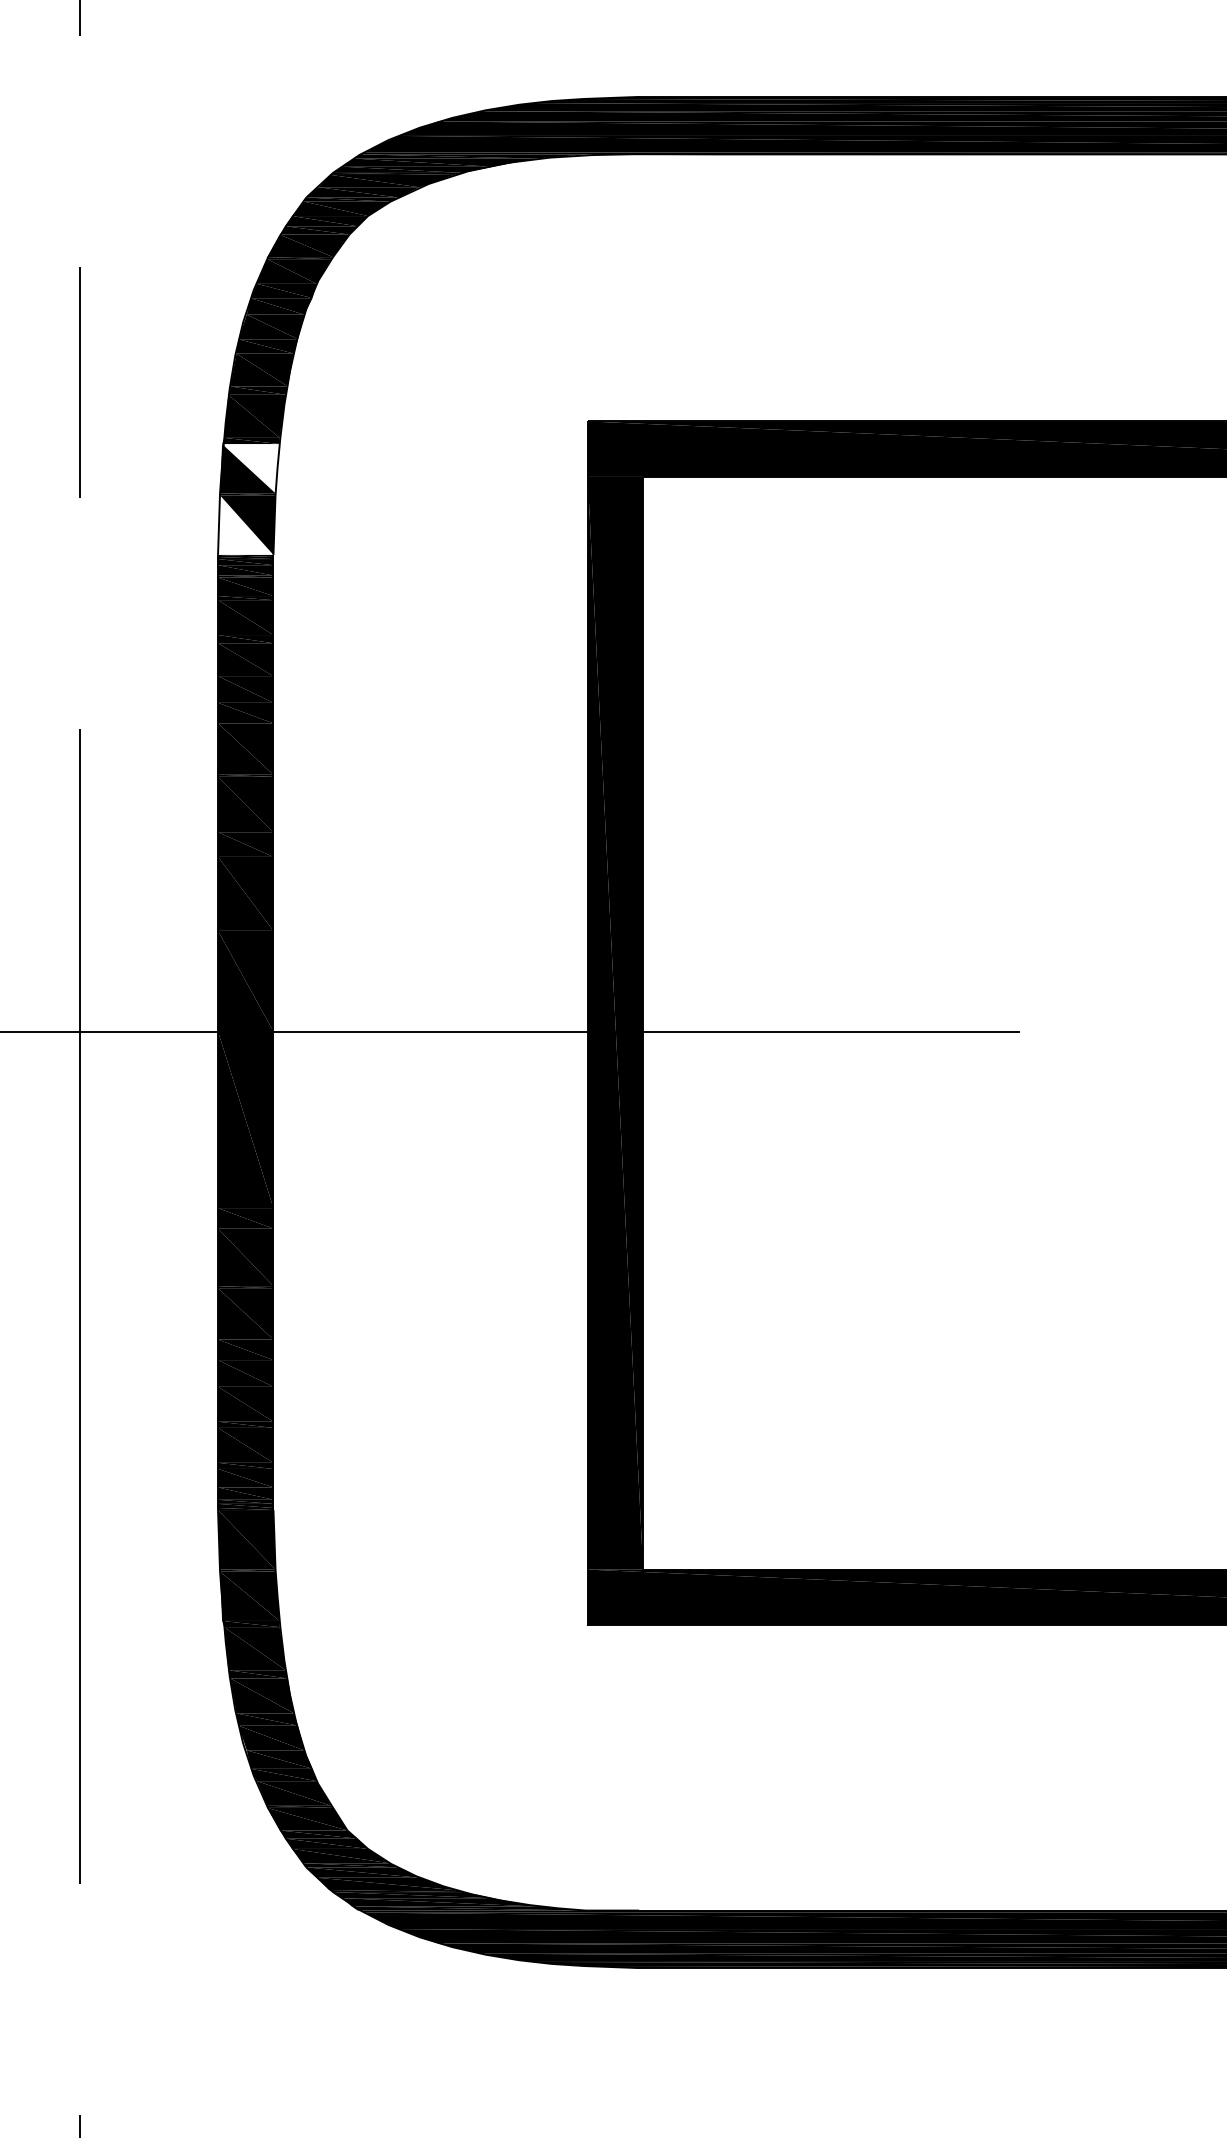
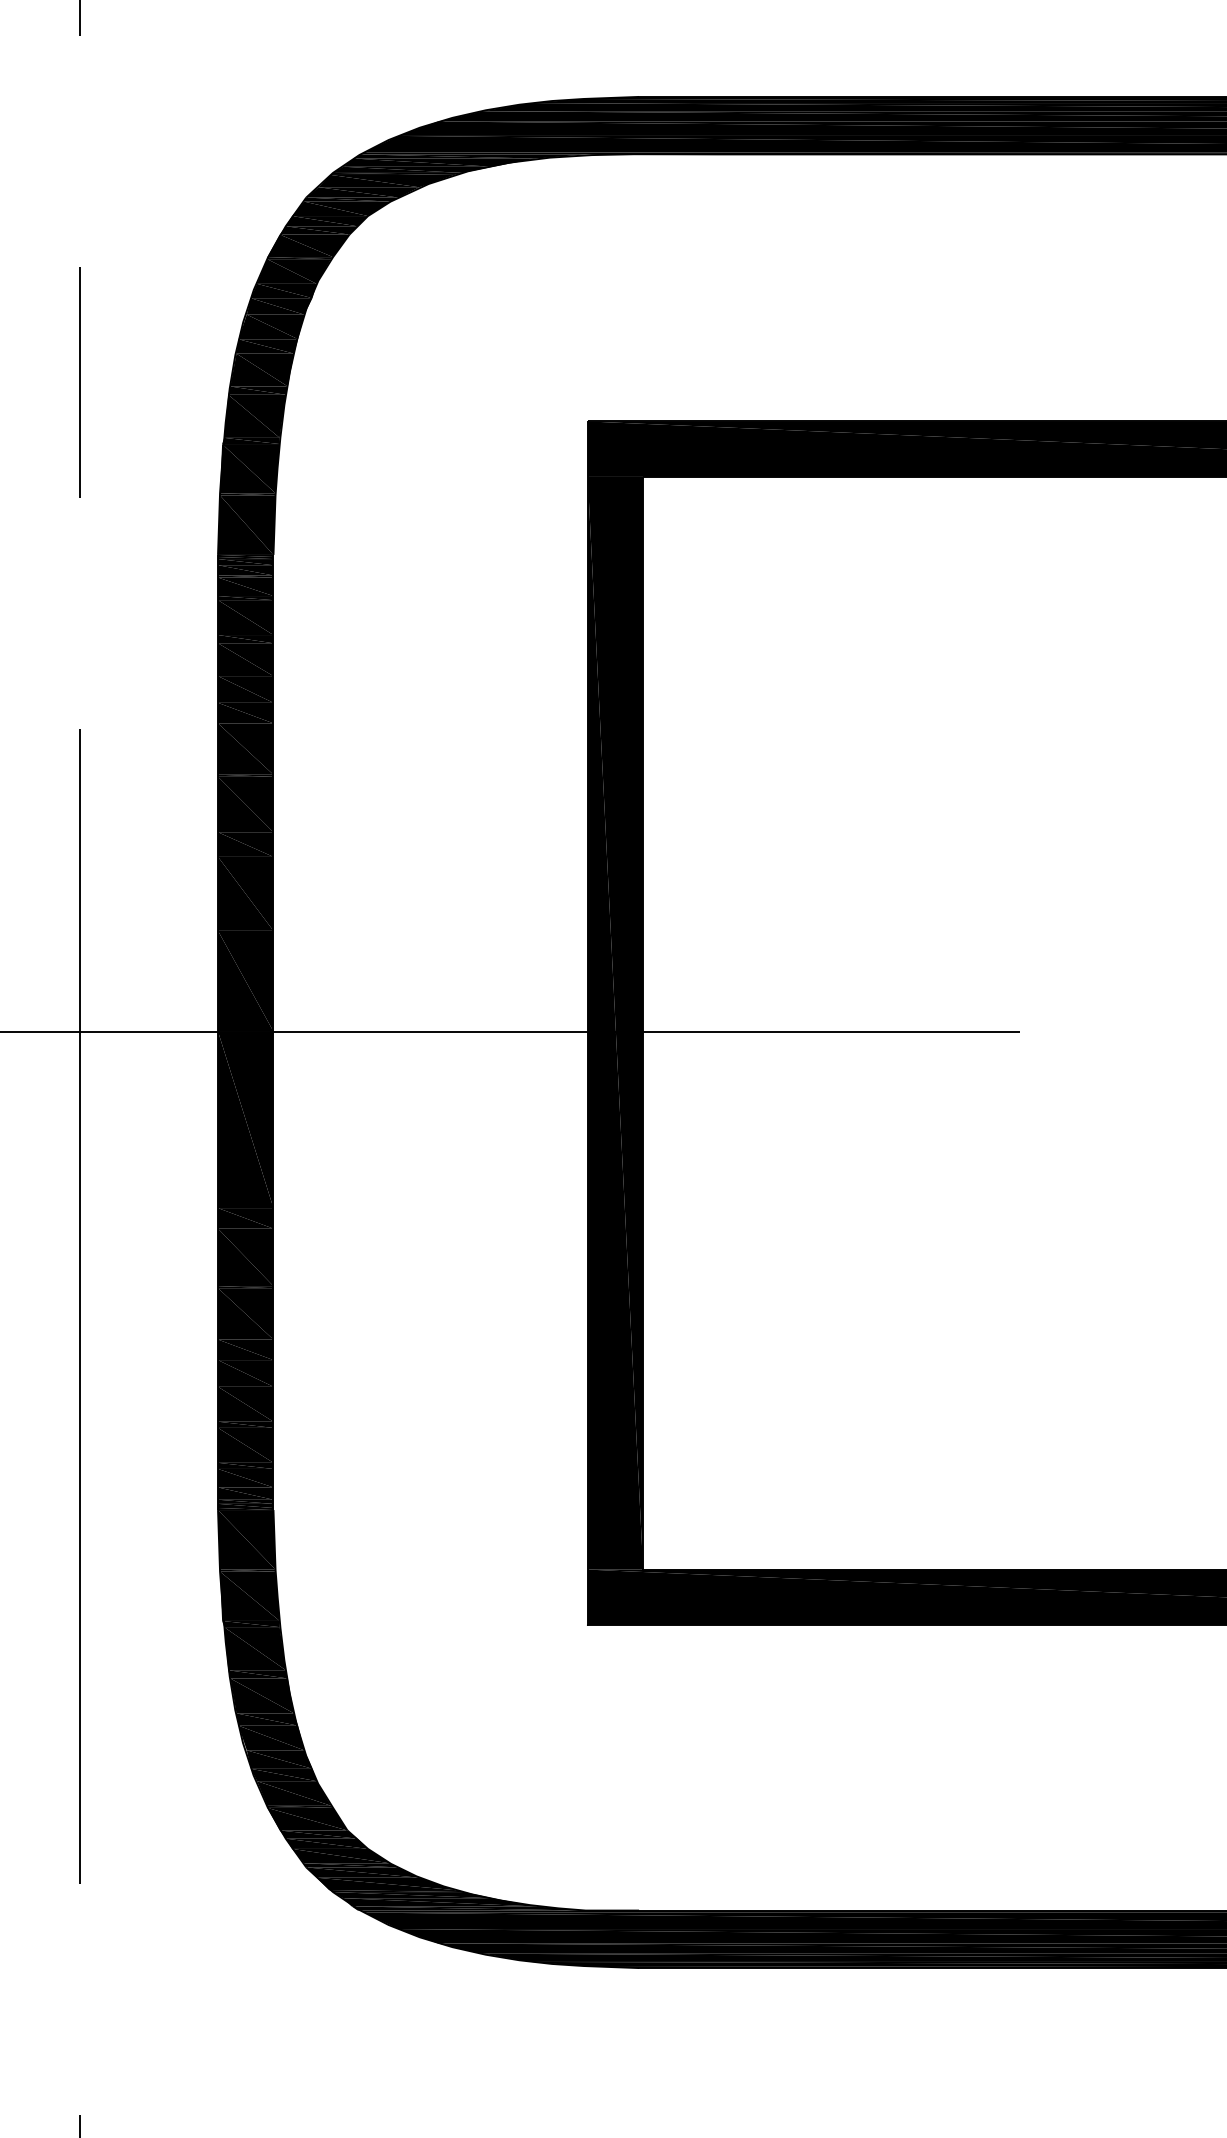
fill: none -> present (250, 468)
fill: none -> present (245, 524)
